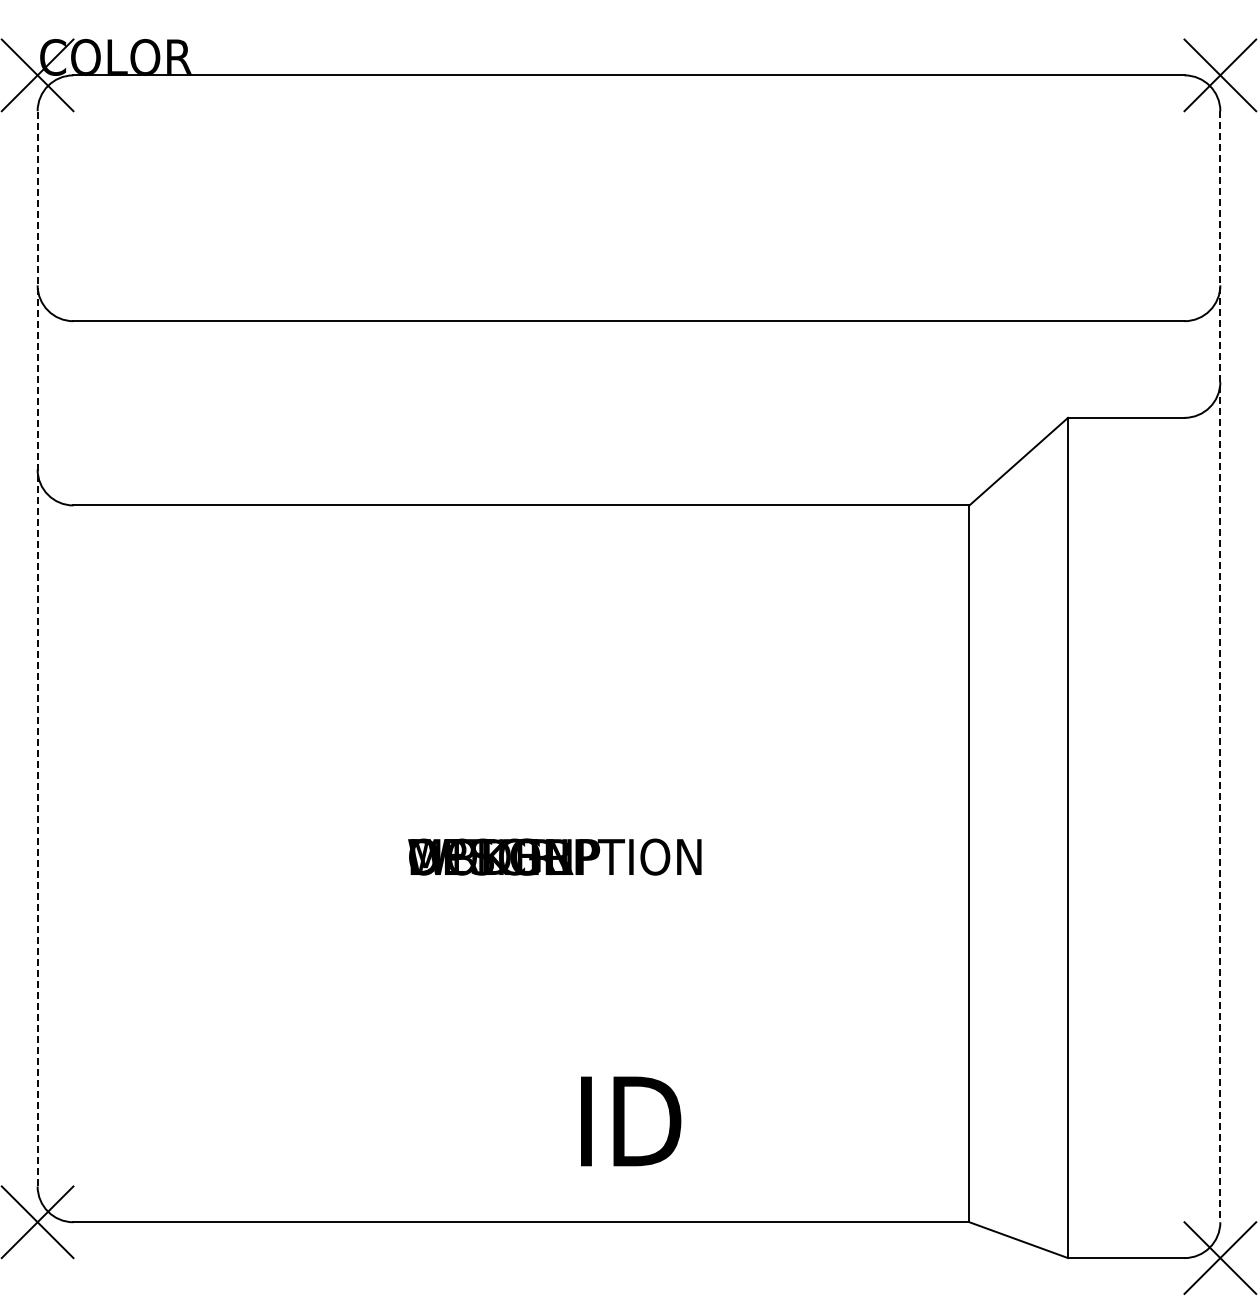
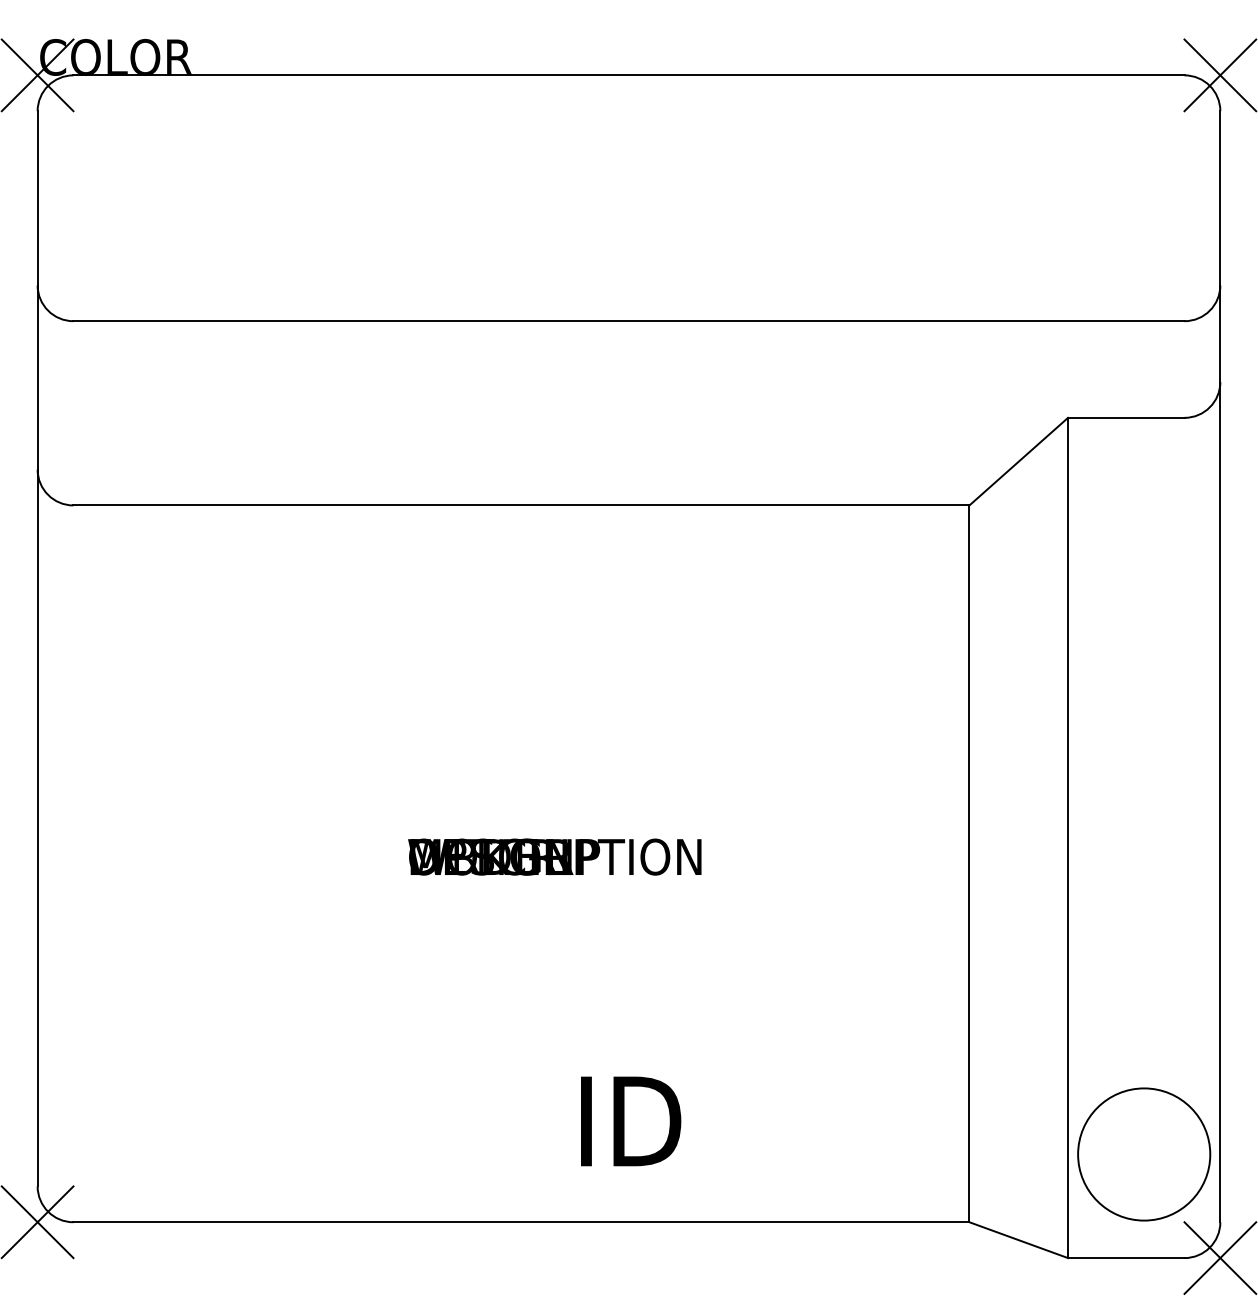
line: dashed -> solid (37, 648)
line: dashed -> solid (1220, 666)
circle: none -> present (1144, 1154)
